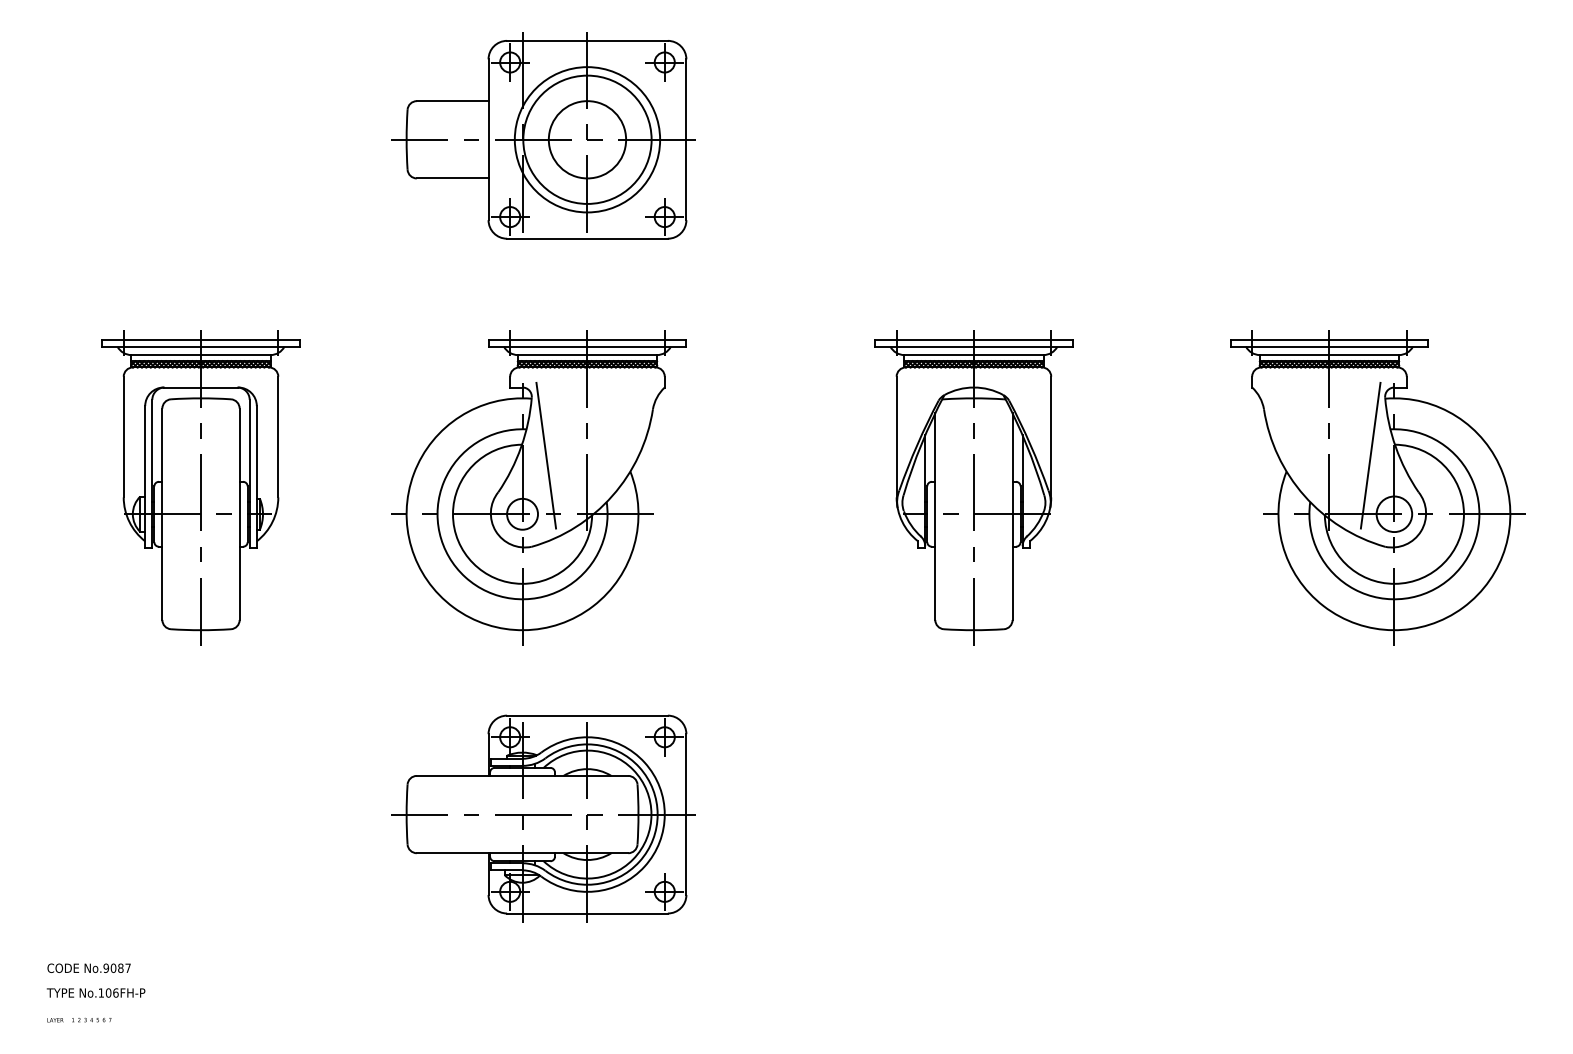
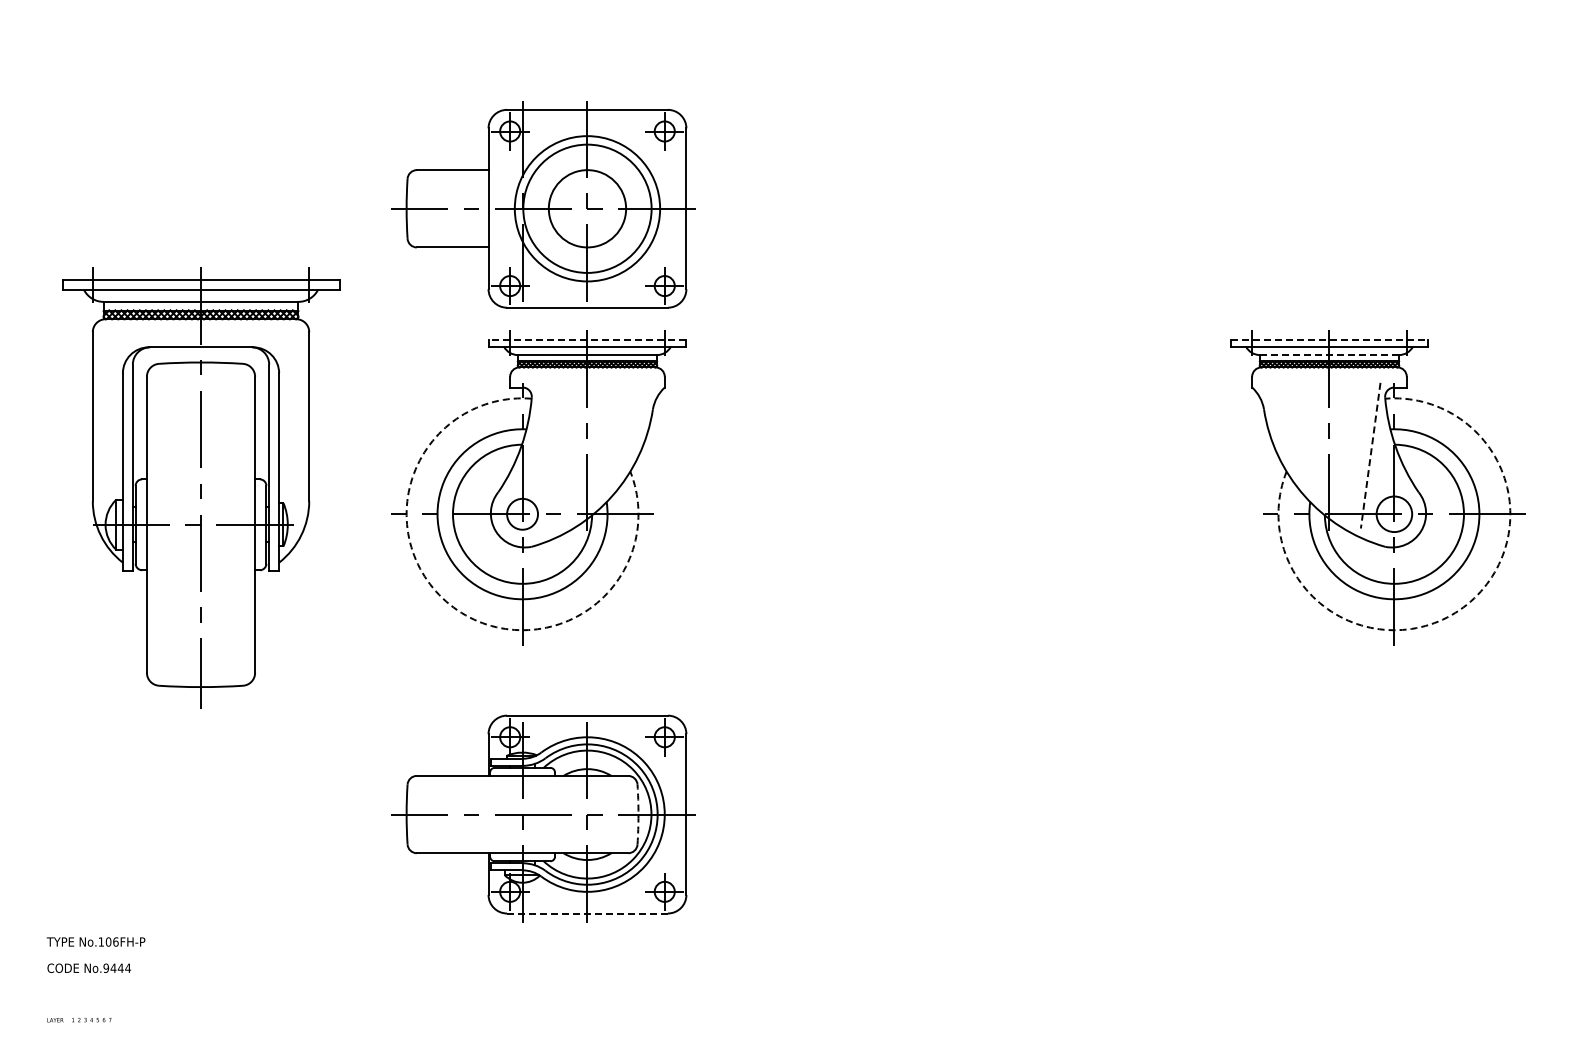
part position: (543, 135) -> (543, 204) (543, 204)
line: solid -> dashed (587, 339)
line: solid -> dashed (1329, 339)
line: solid -> dashed (1329, 355)
line: present -> none (546, 455)
line: solid -> dashed (1370, 456)
part size: 200x316 px -> 279x442 px (201, 487)
part: present -> none (973, 487)
arc: solid -> dashed (453, 607)
arc: solid -> dashed (1463, 607)
arc: solid -> dashed (638, 814)
line: solid -> dashed (586, 913)
text: No.9087 -> No.9444 (120, 967)
text position: (95, 992) -> (95, 941) (95, 941)
